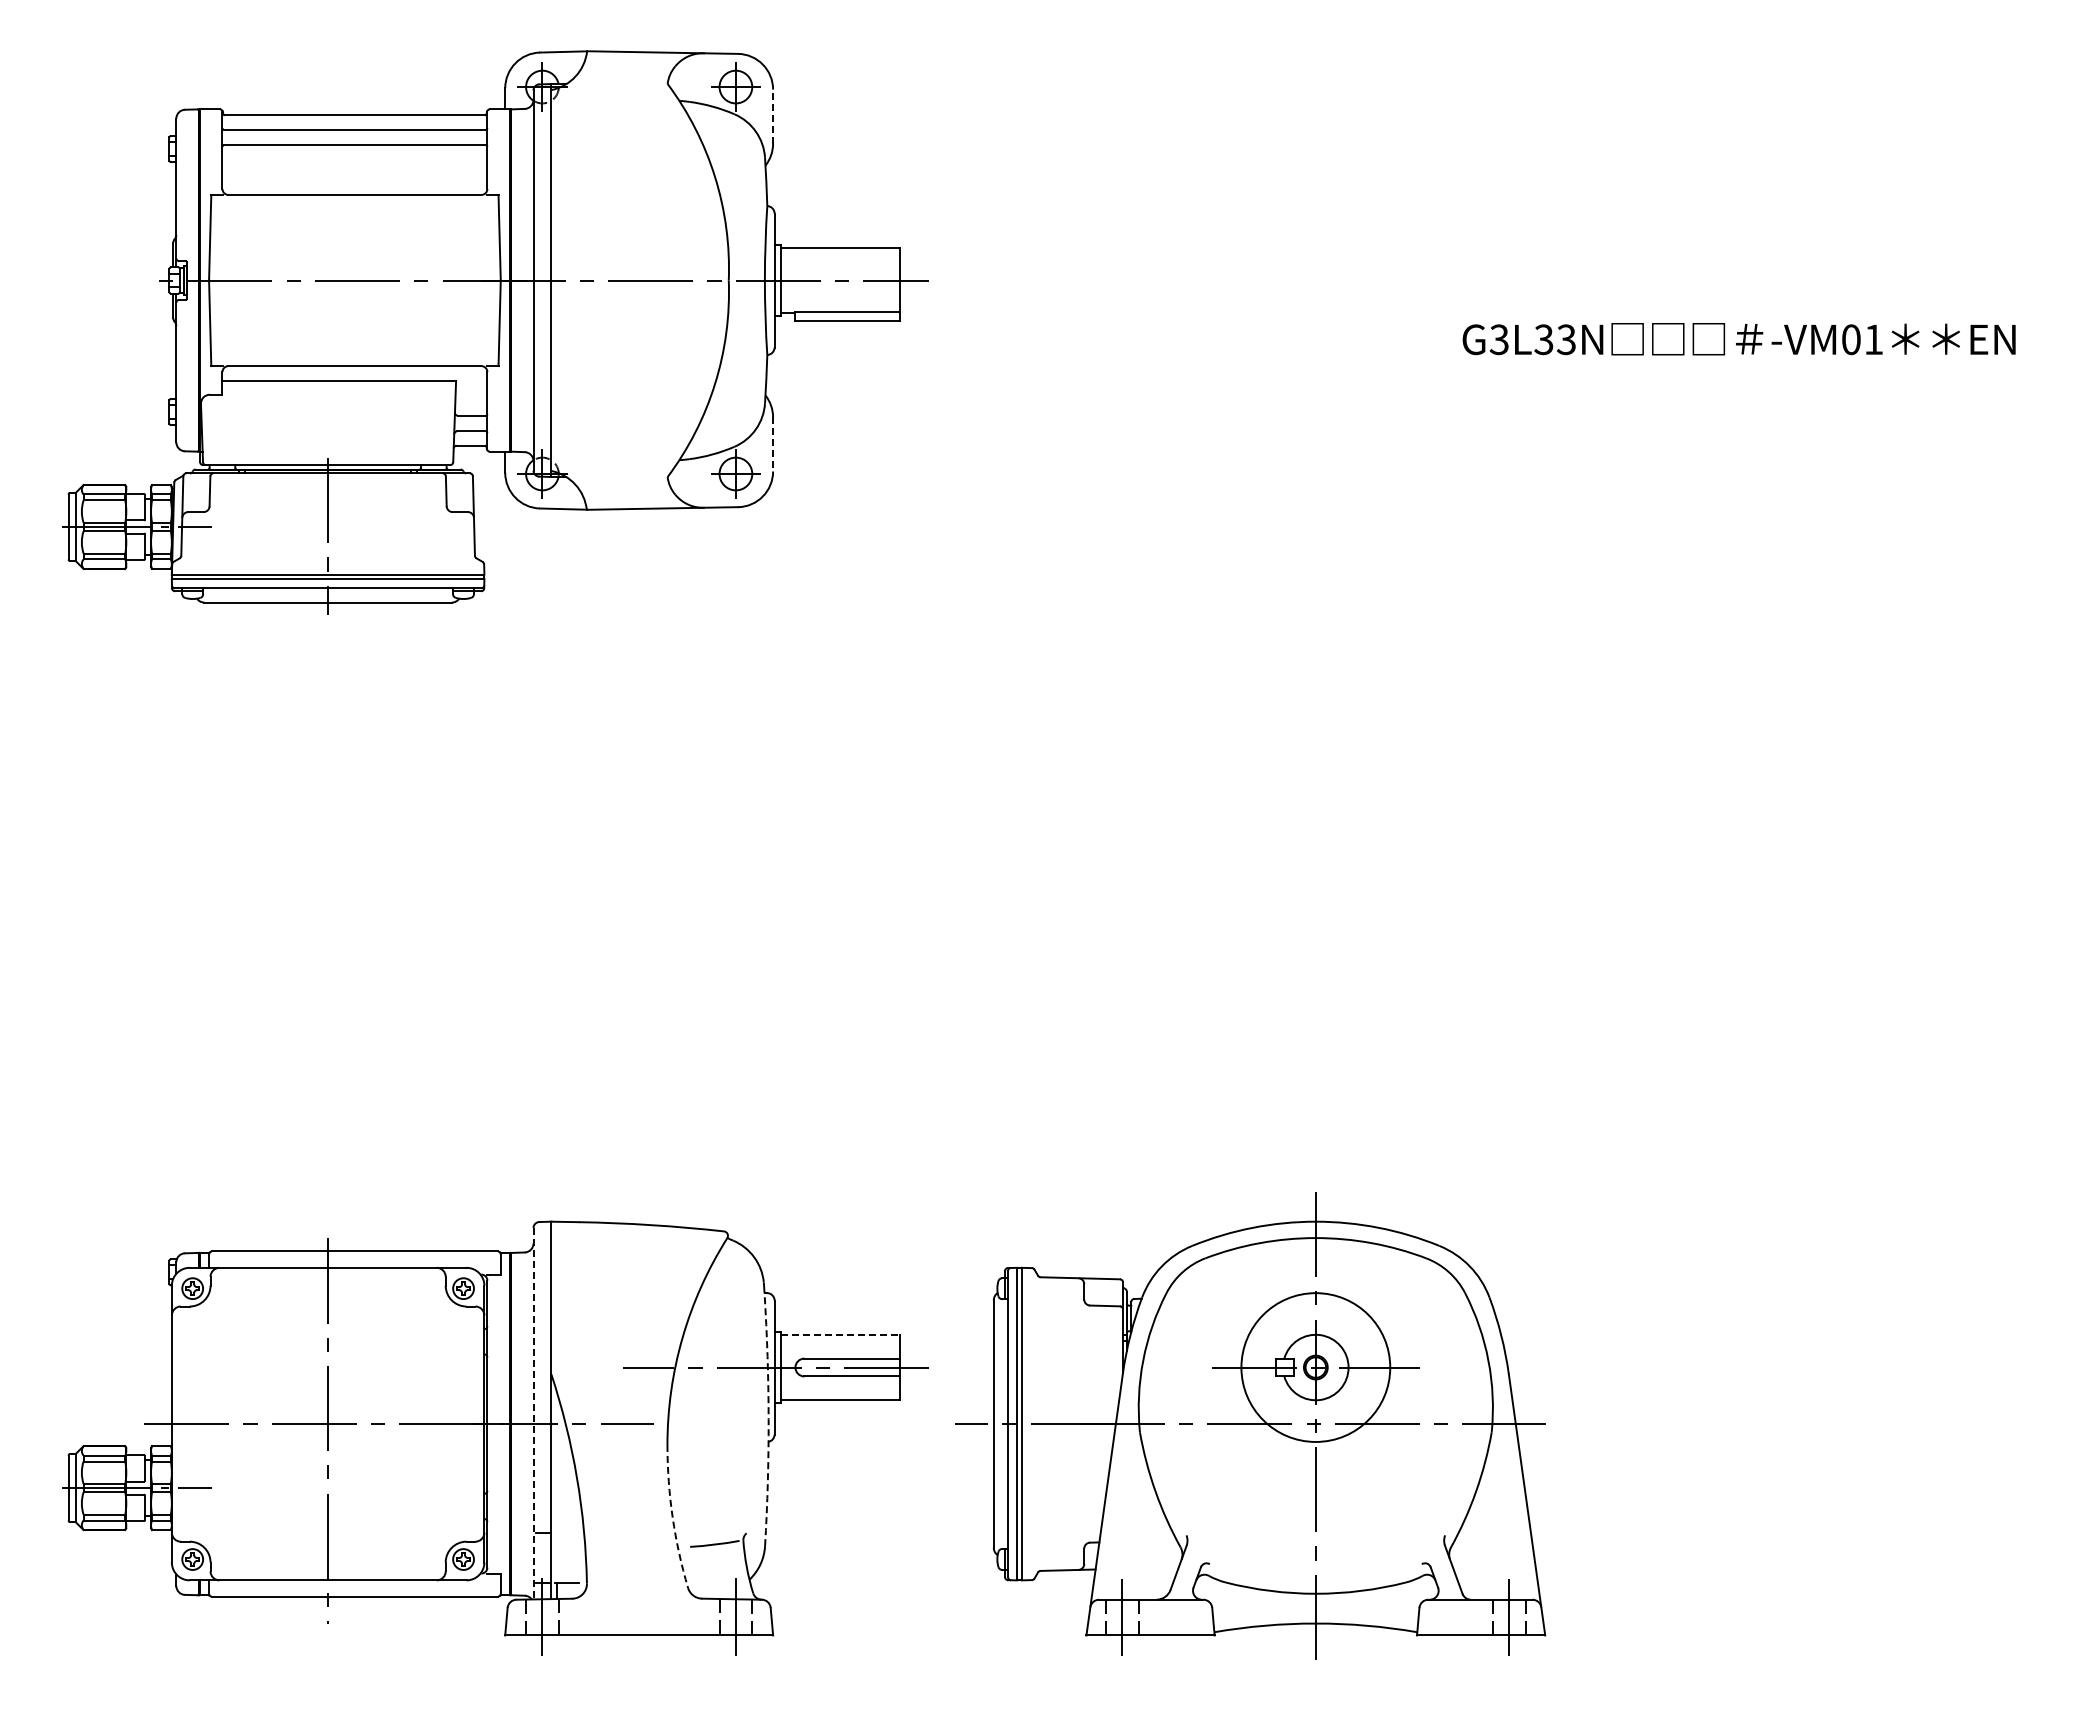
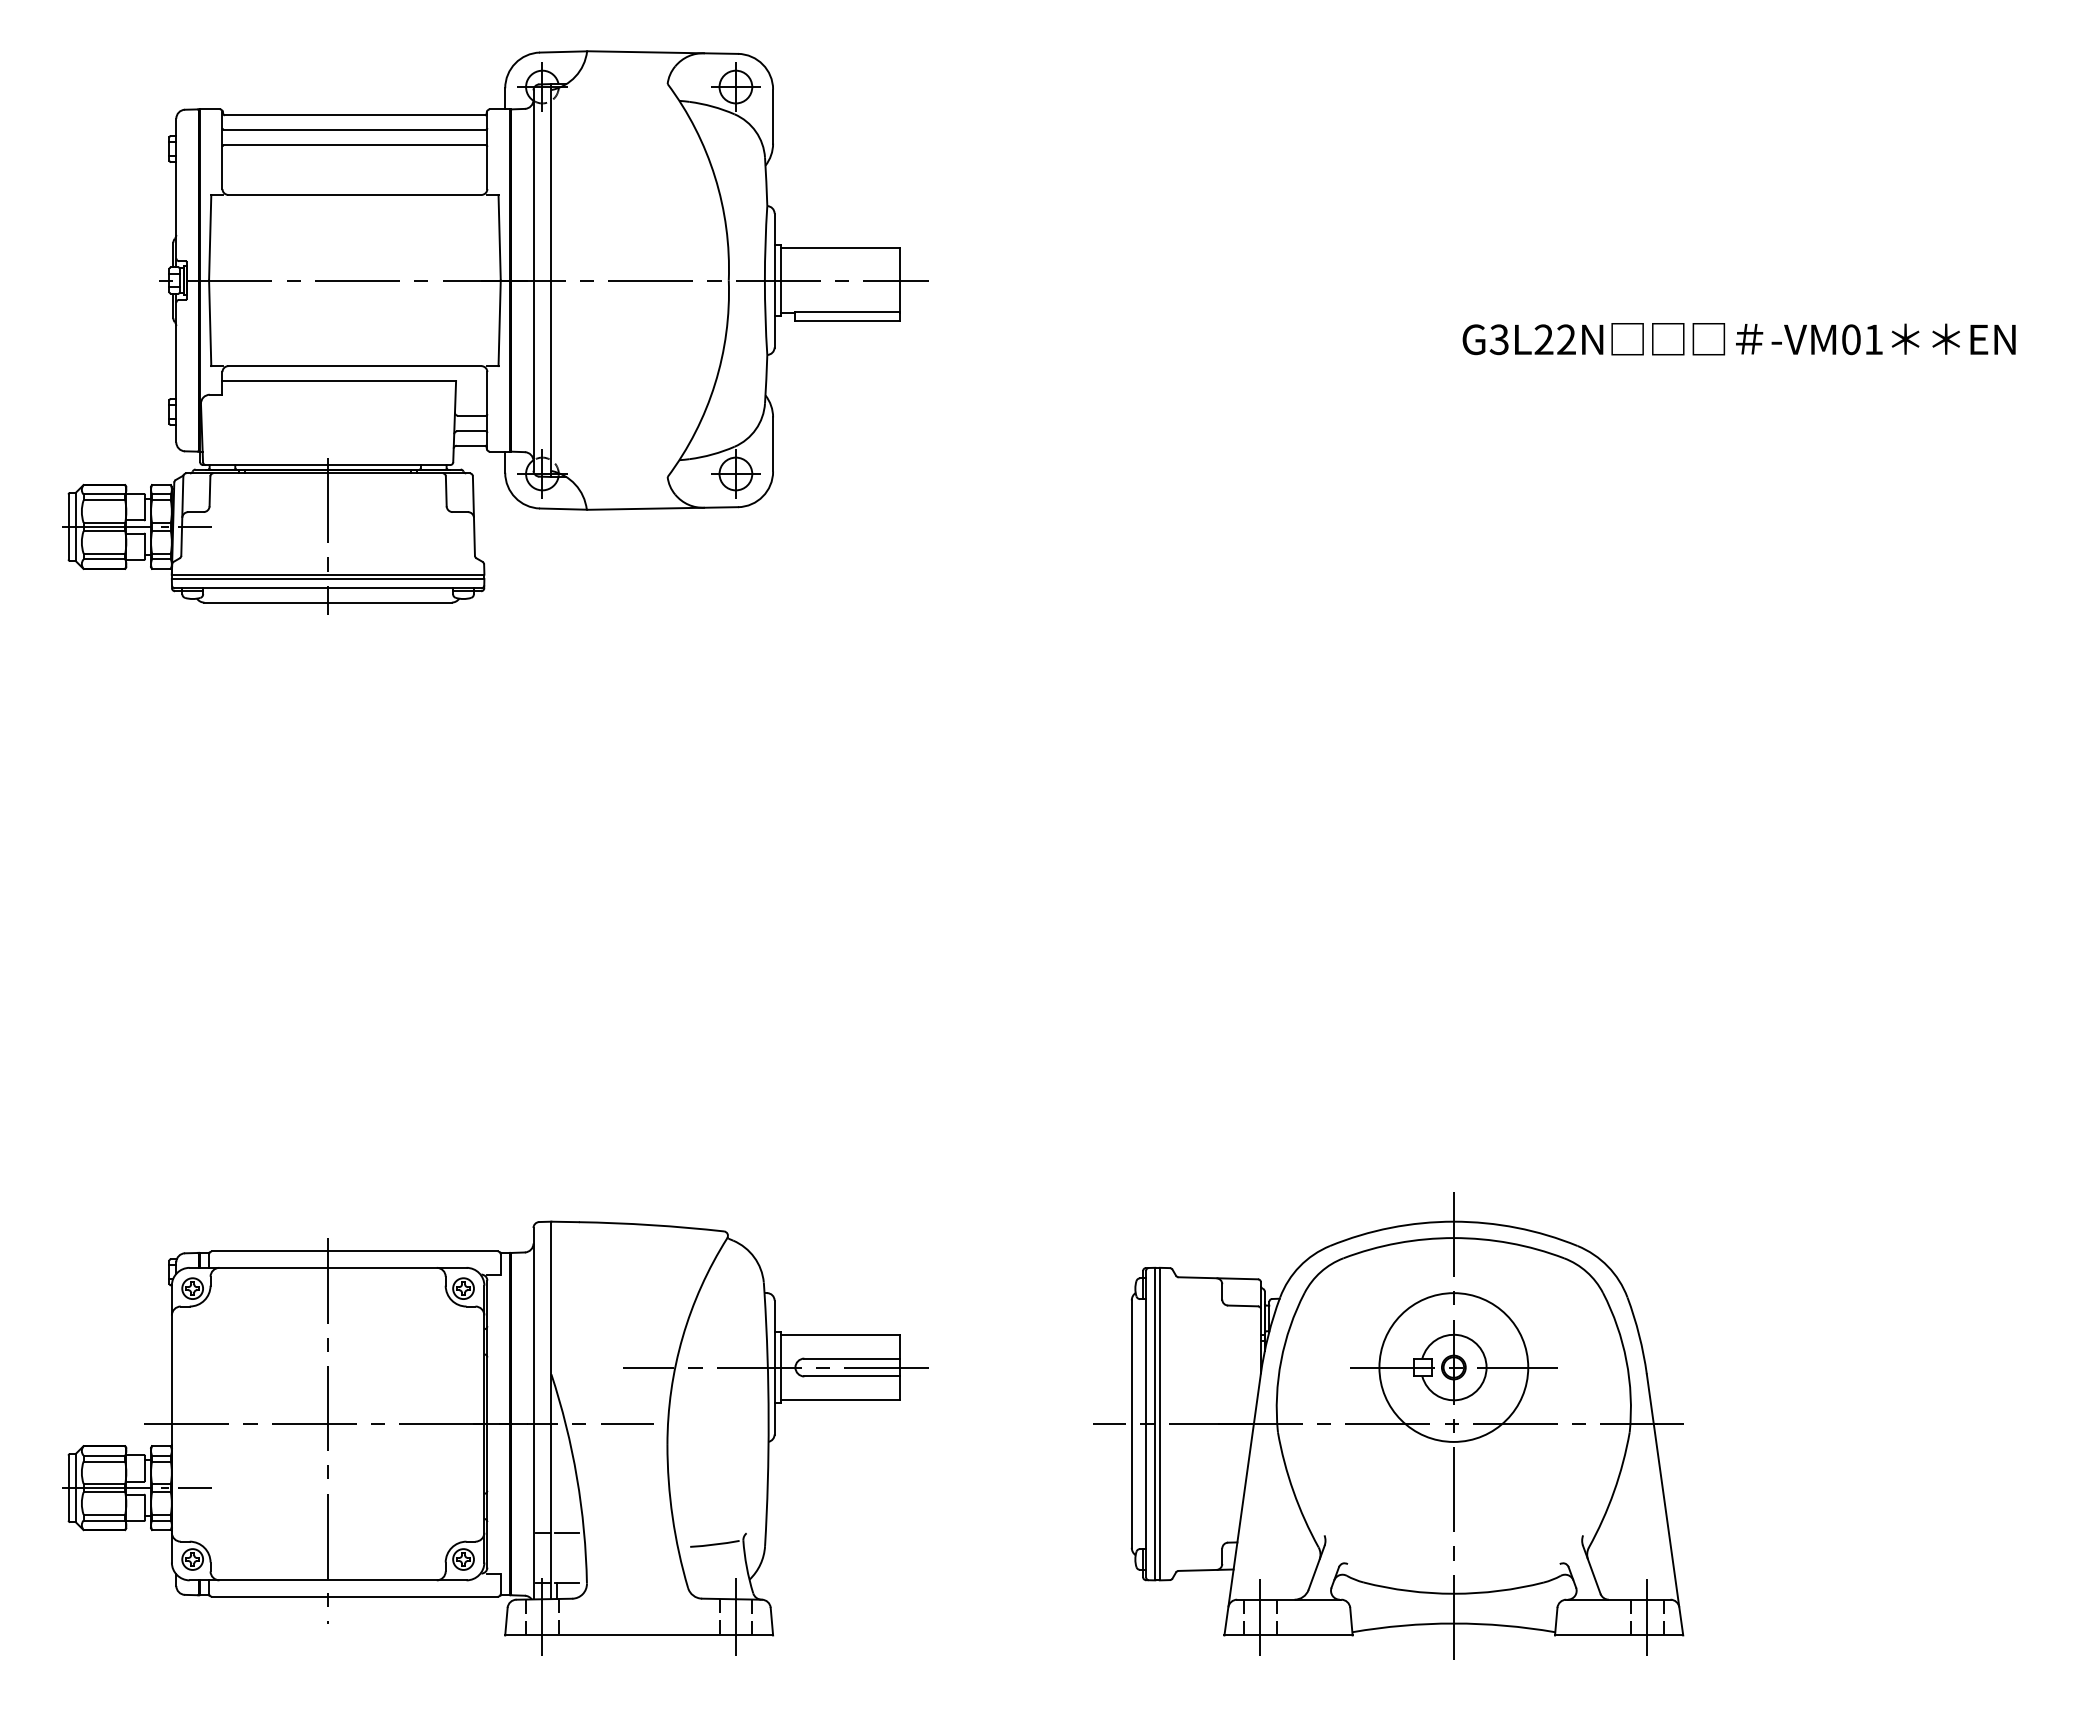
line: dashed -> solid (773, 116)
text: G3L33N -> G3L22N (1554, 339)
line: dashed -> solid (773, 444)
line: dashed -> solid (840, 1334)
line: dashed -> solid (533, 1413)
arc: dashed -> solid (768, 1419)
part position: (1250, 1425) -> (1388, 1425) (1388, 1425)
arc: dashed -> solid (672, 1517)
line: none -> present (566, 1532)
